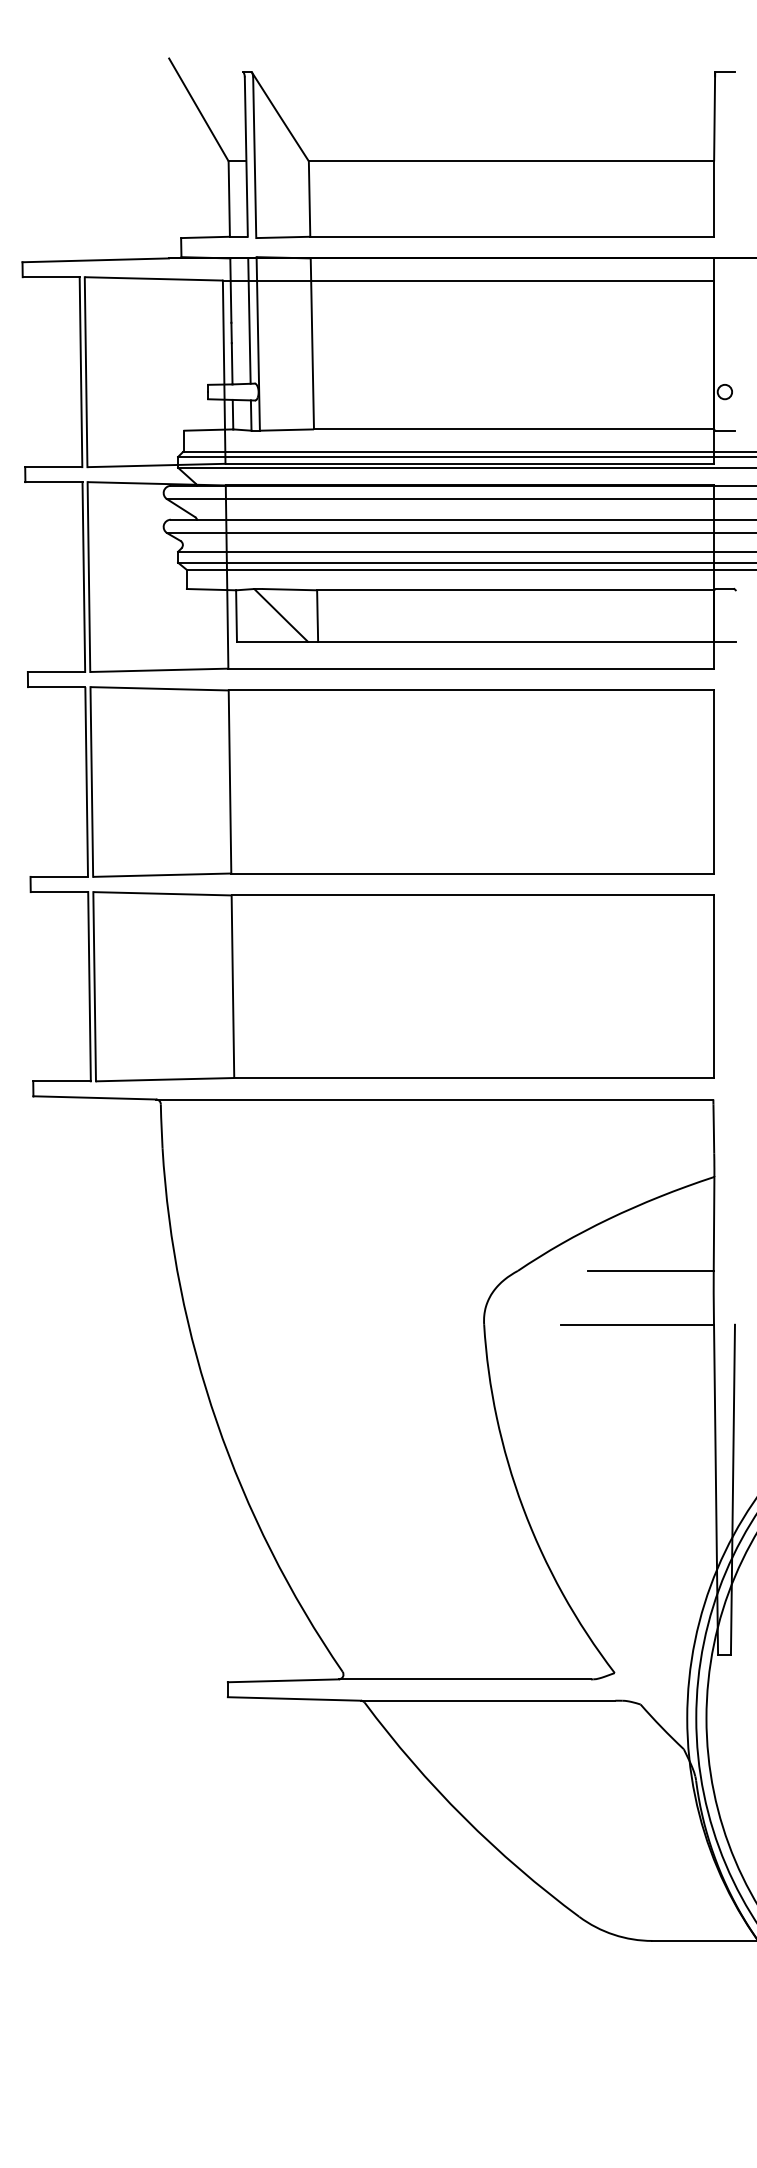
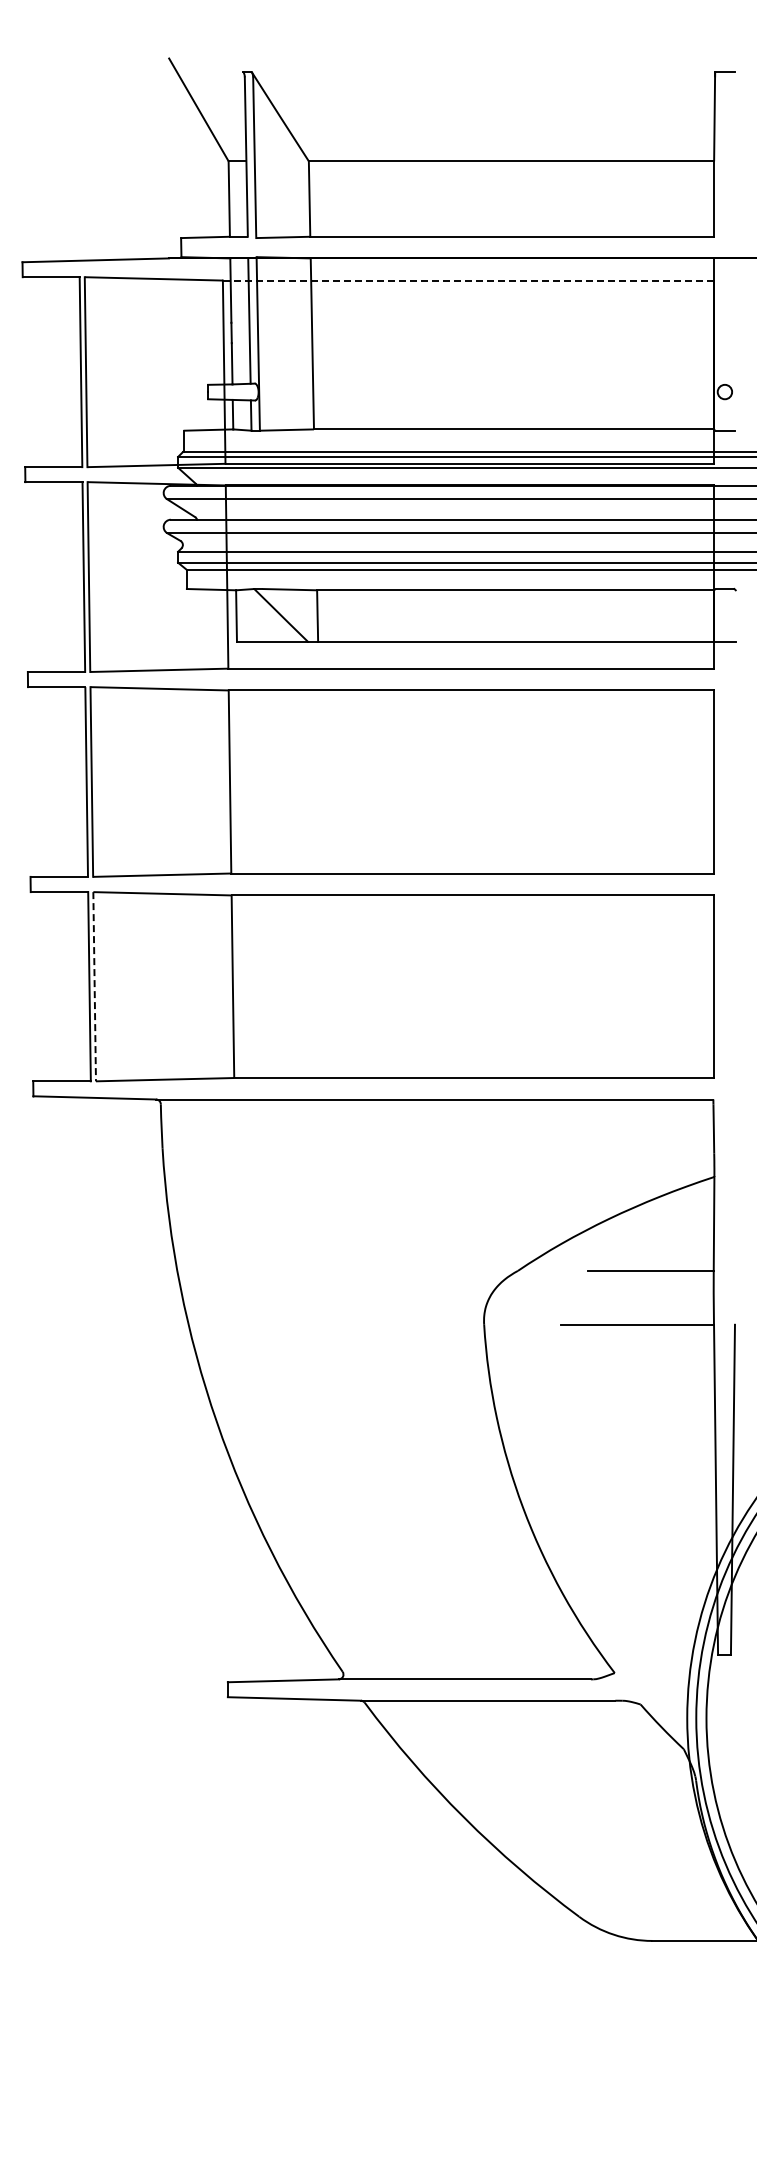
line: solid -> dashed (468, 280)
line: solid -> dashed (94, 986)
